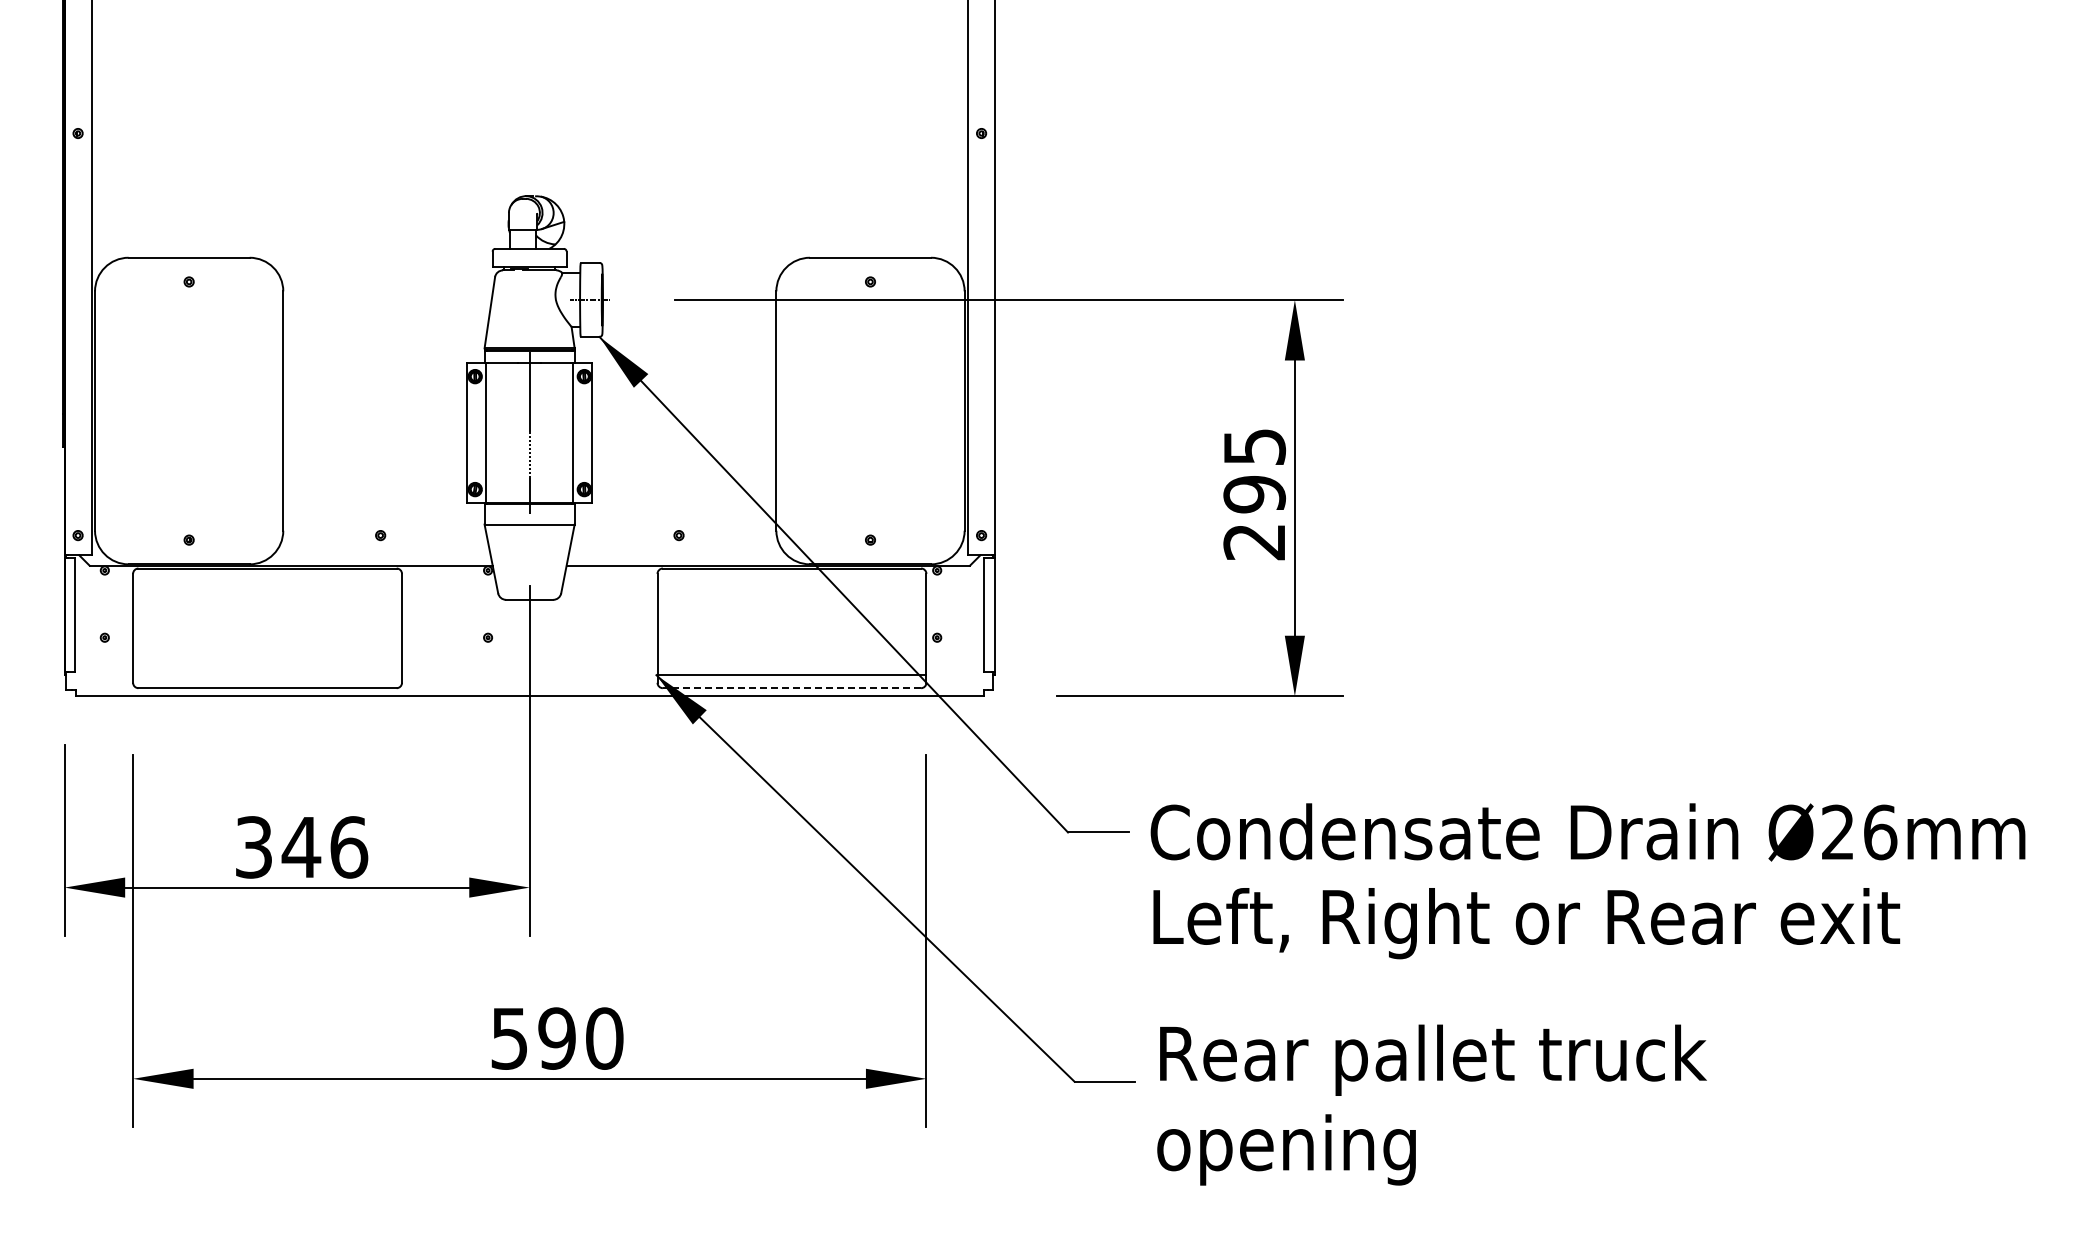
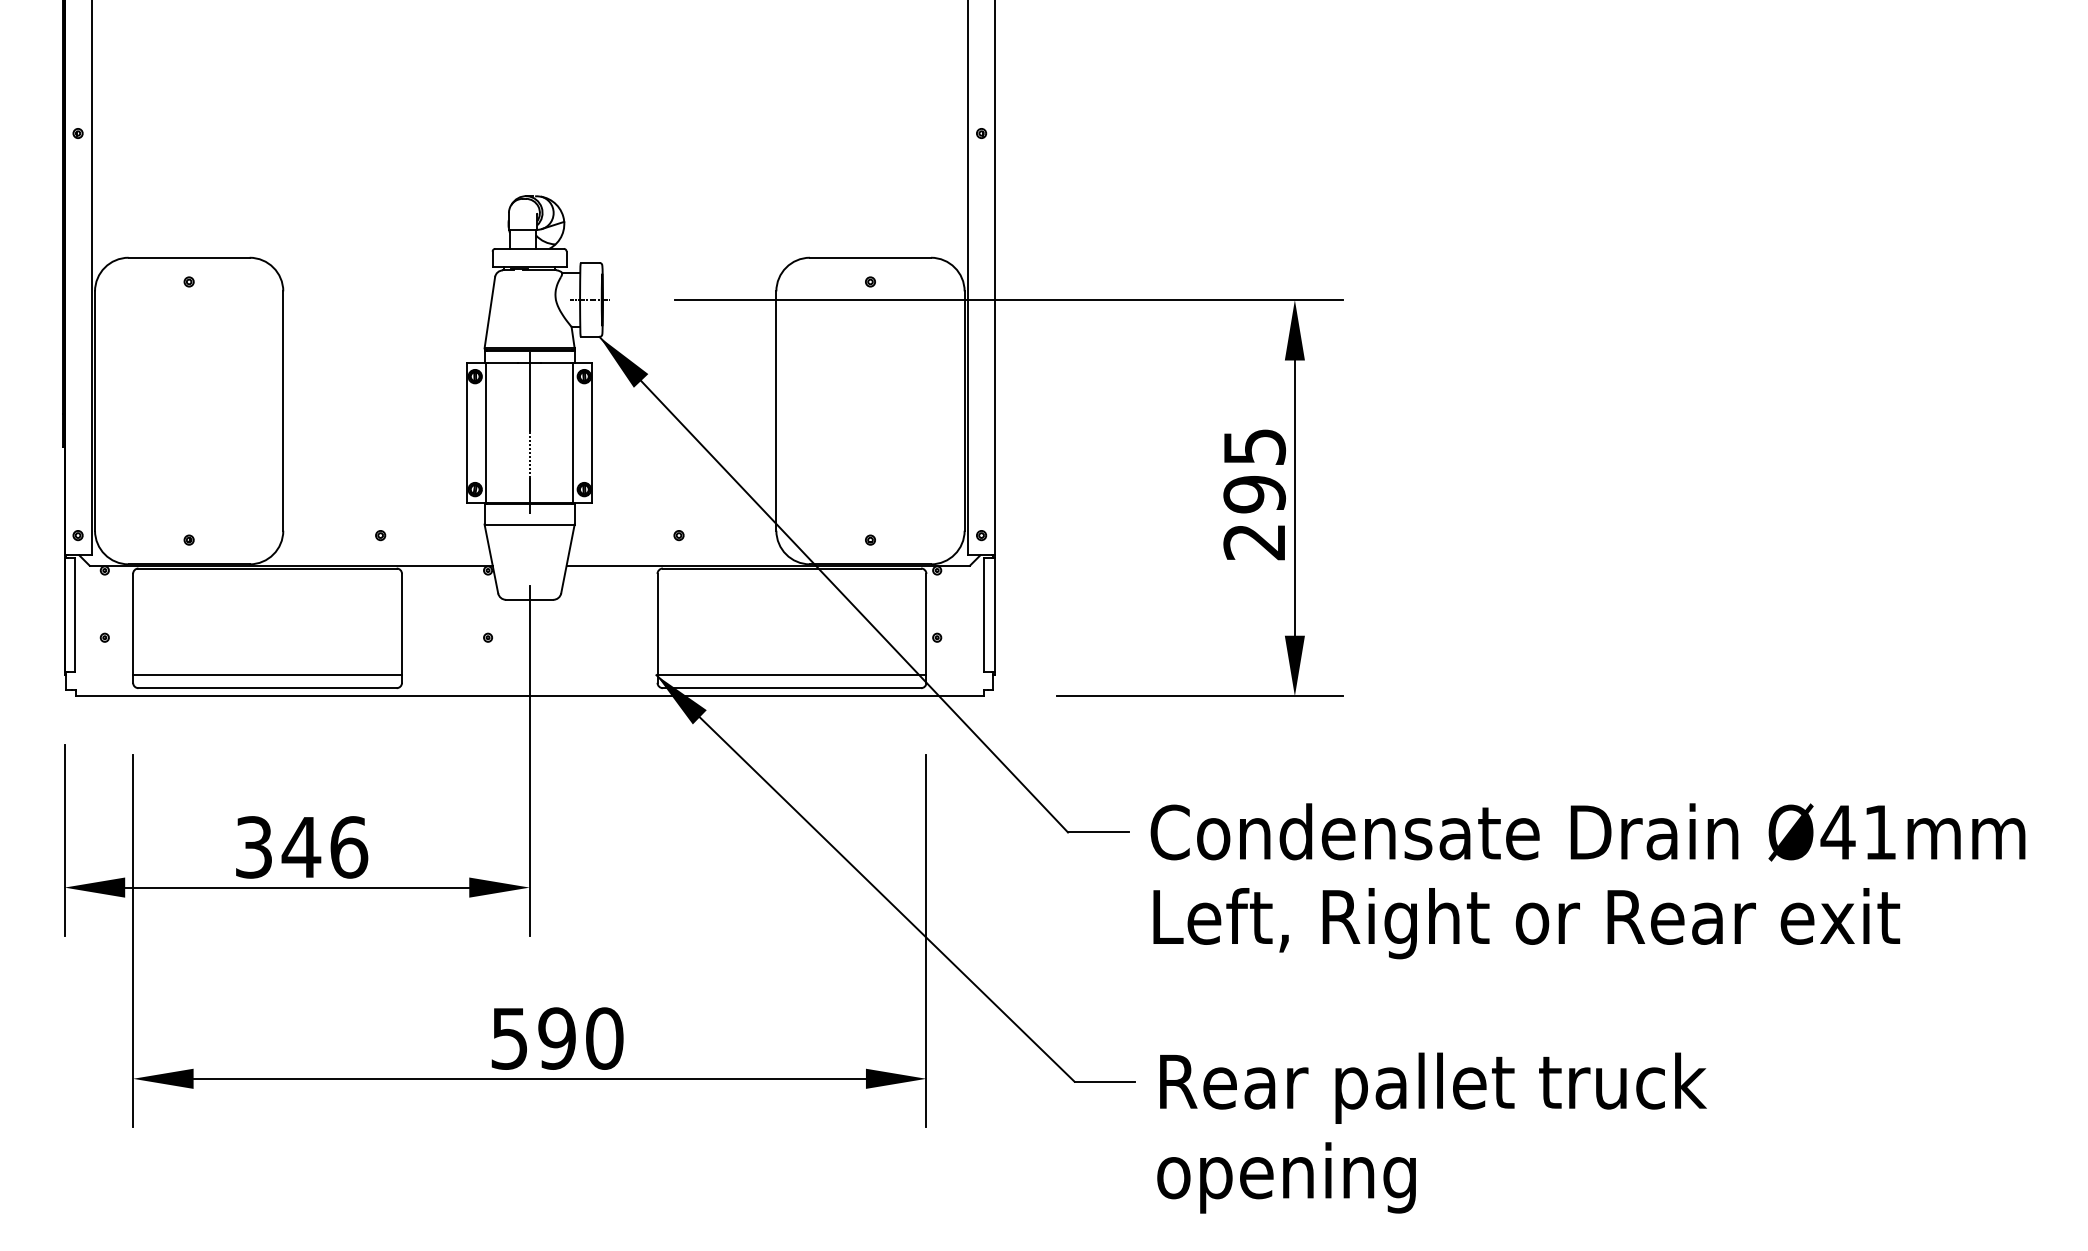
line: none -> present (267, 675)
line: dashed -> solid (791, 688)
text: Ø26mm -> Ø41mm (1858, 832)
text position: (1431, 1104) -> (1431, 1132) (1431, 1132)
